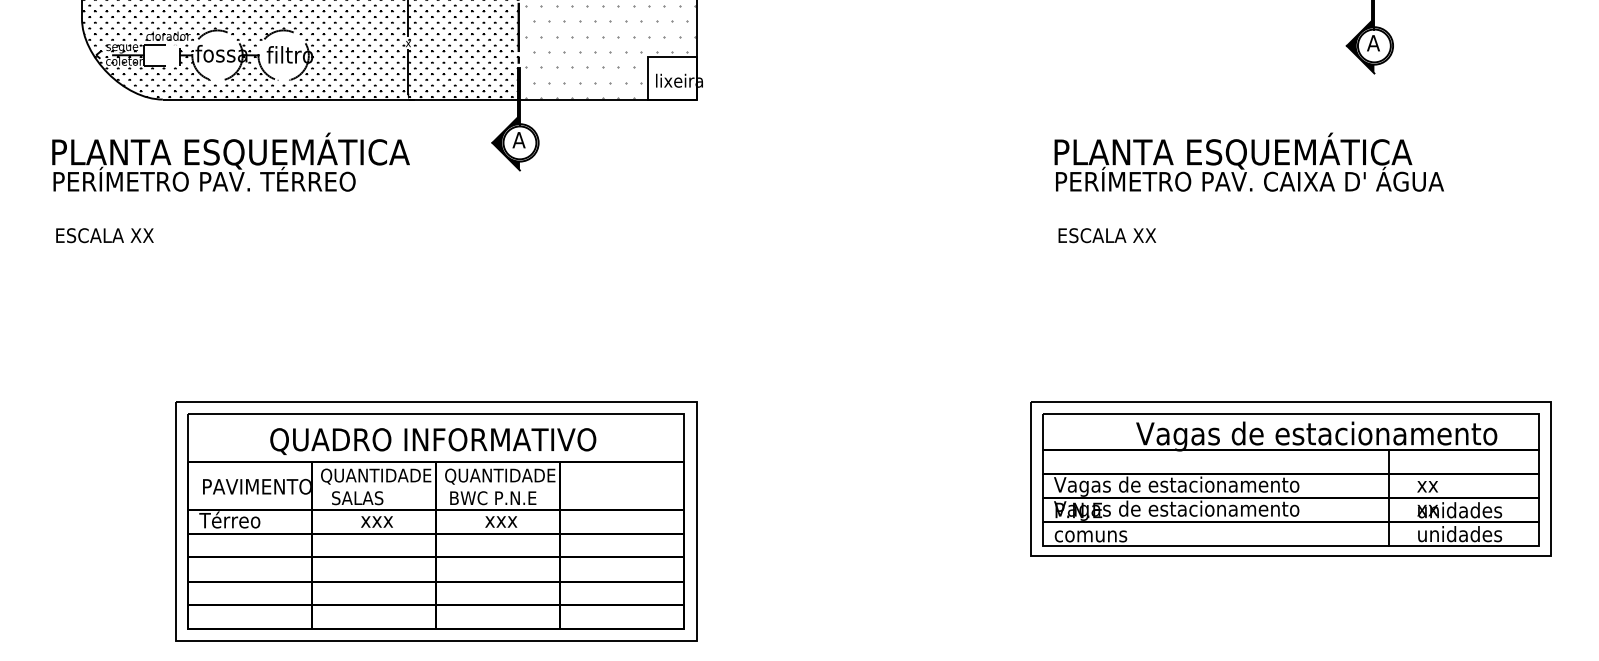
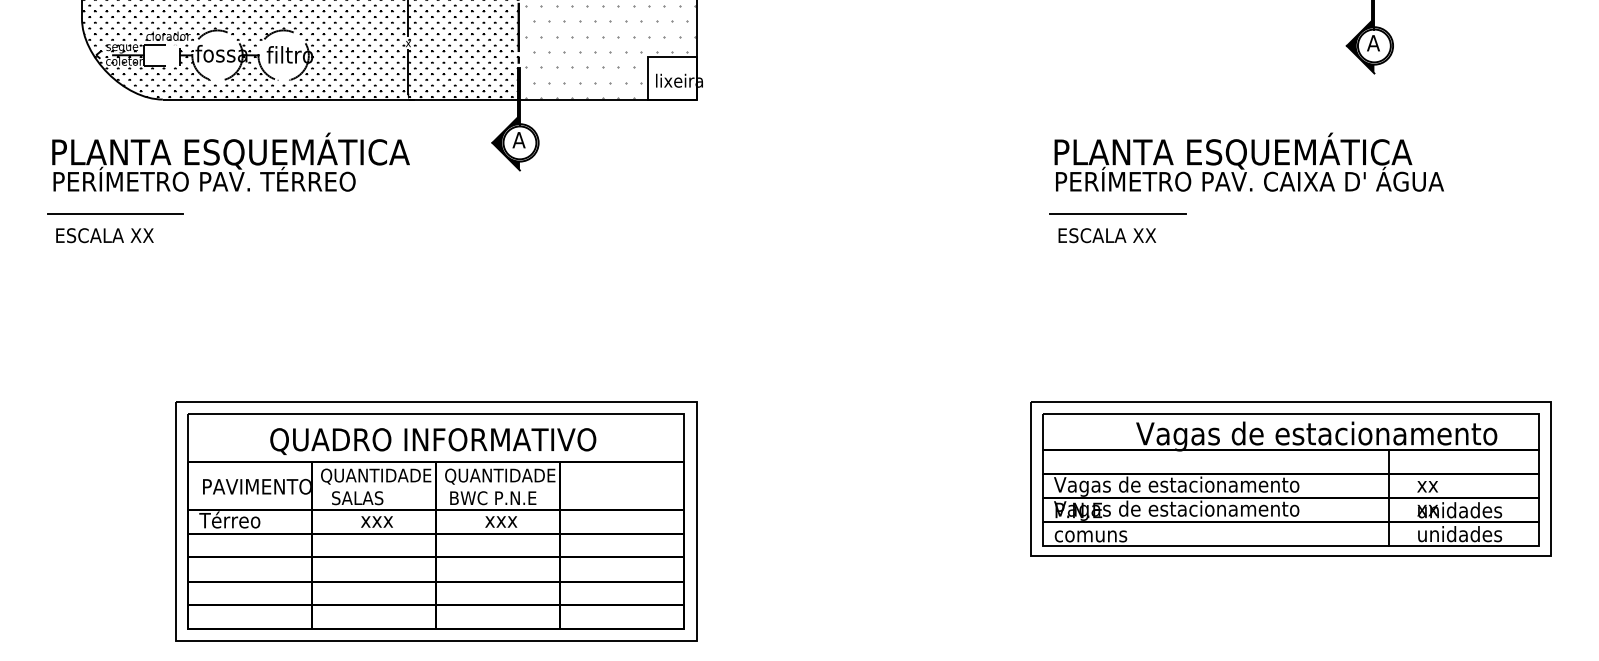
line: none -> present (115, 213)
line: none -> present (1117, 213)
